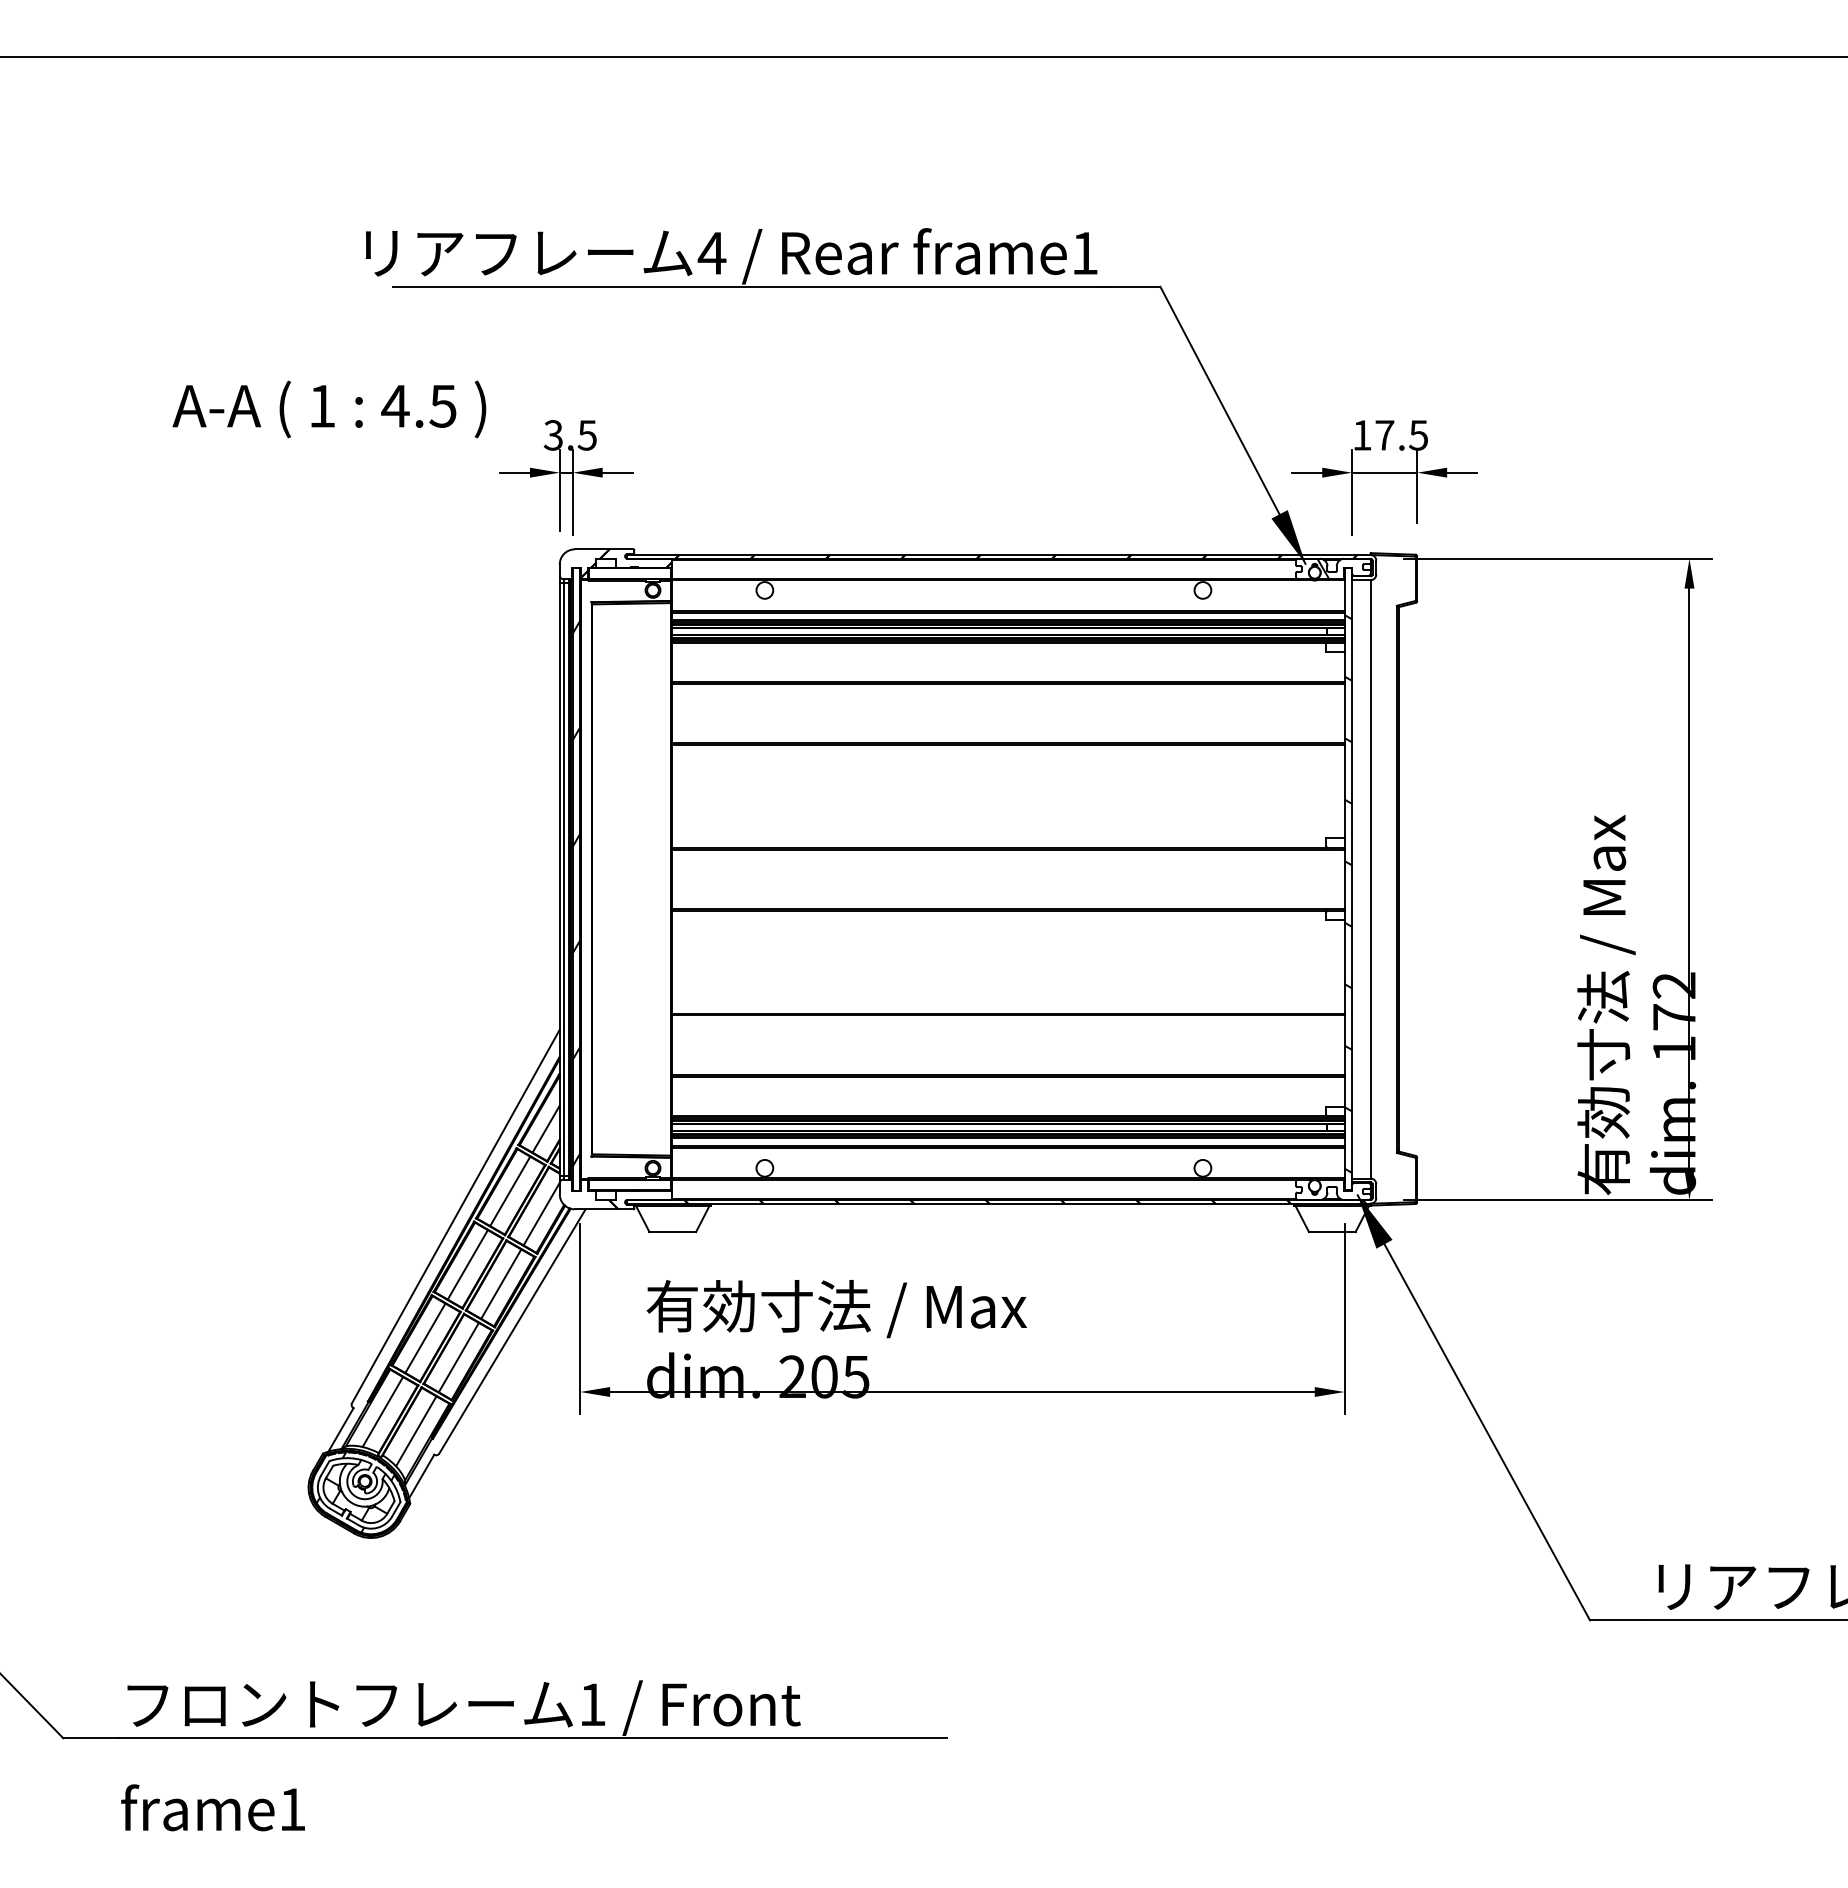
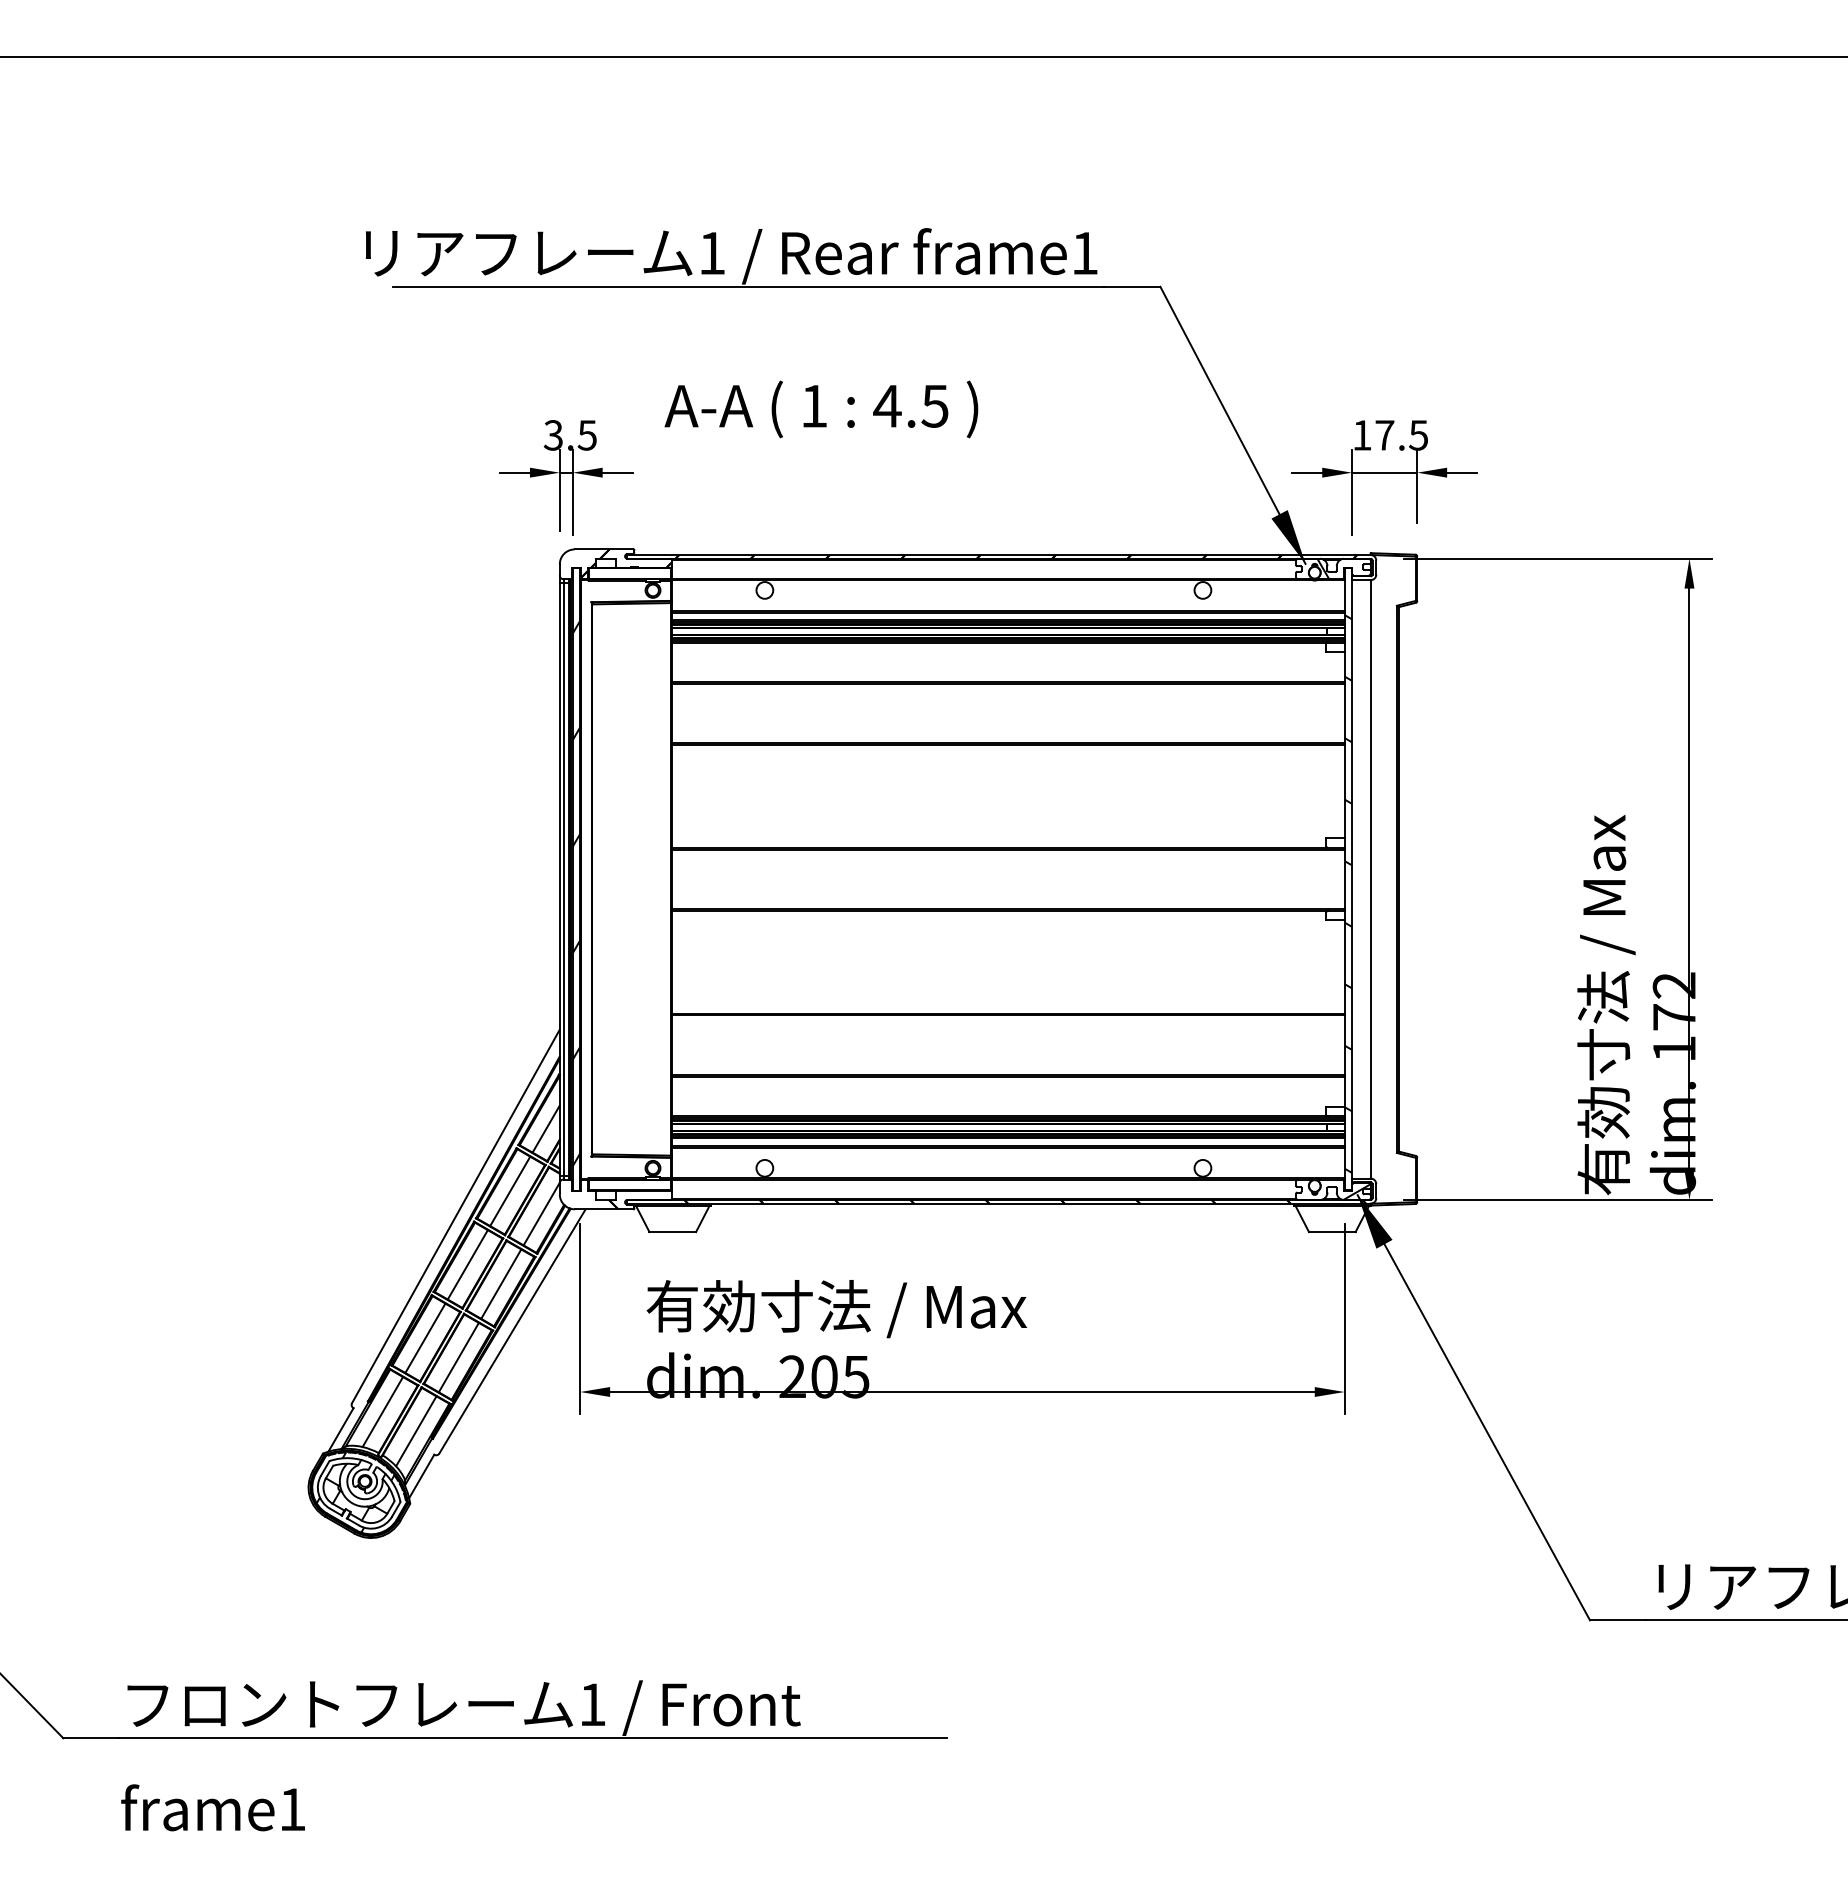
text: 4 -> 1 (711, 253)
text position: (329, 409) -> (821, 409) (821, 409)
hatch: none -> present (1356, 1191)
